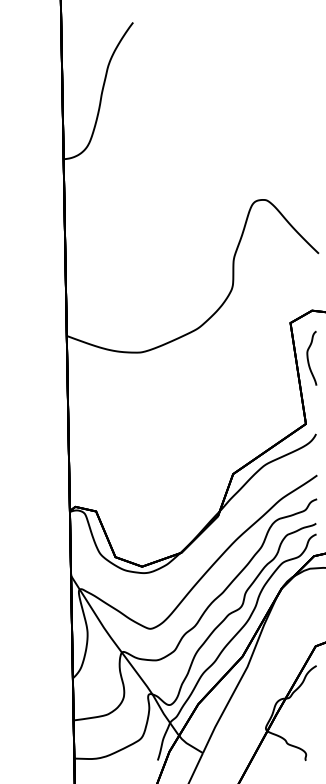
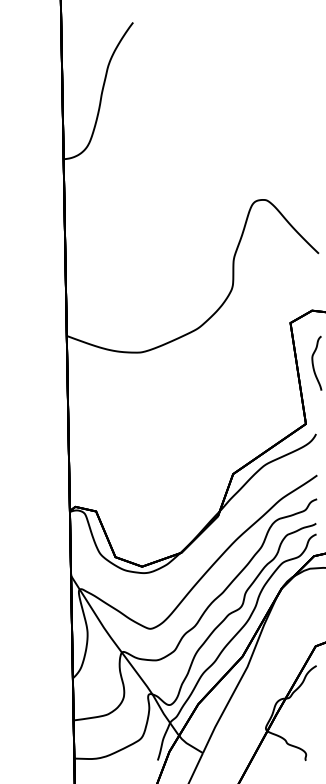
curve position: (308, 357) -> (313, 362) (313, 362)
